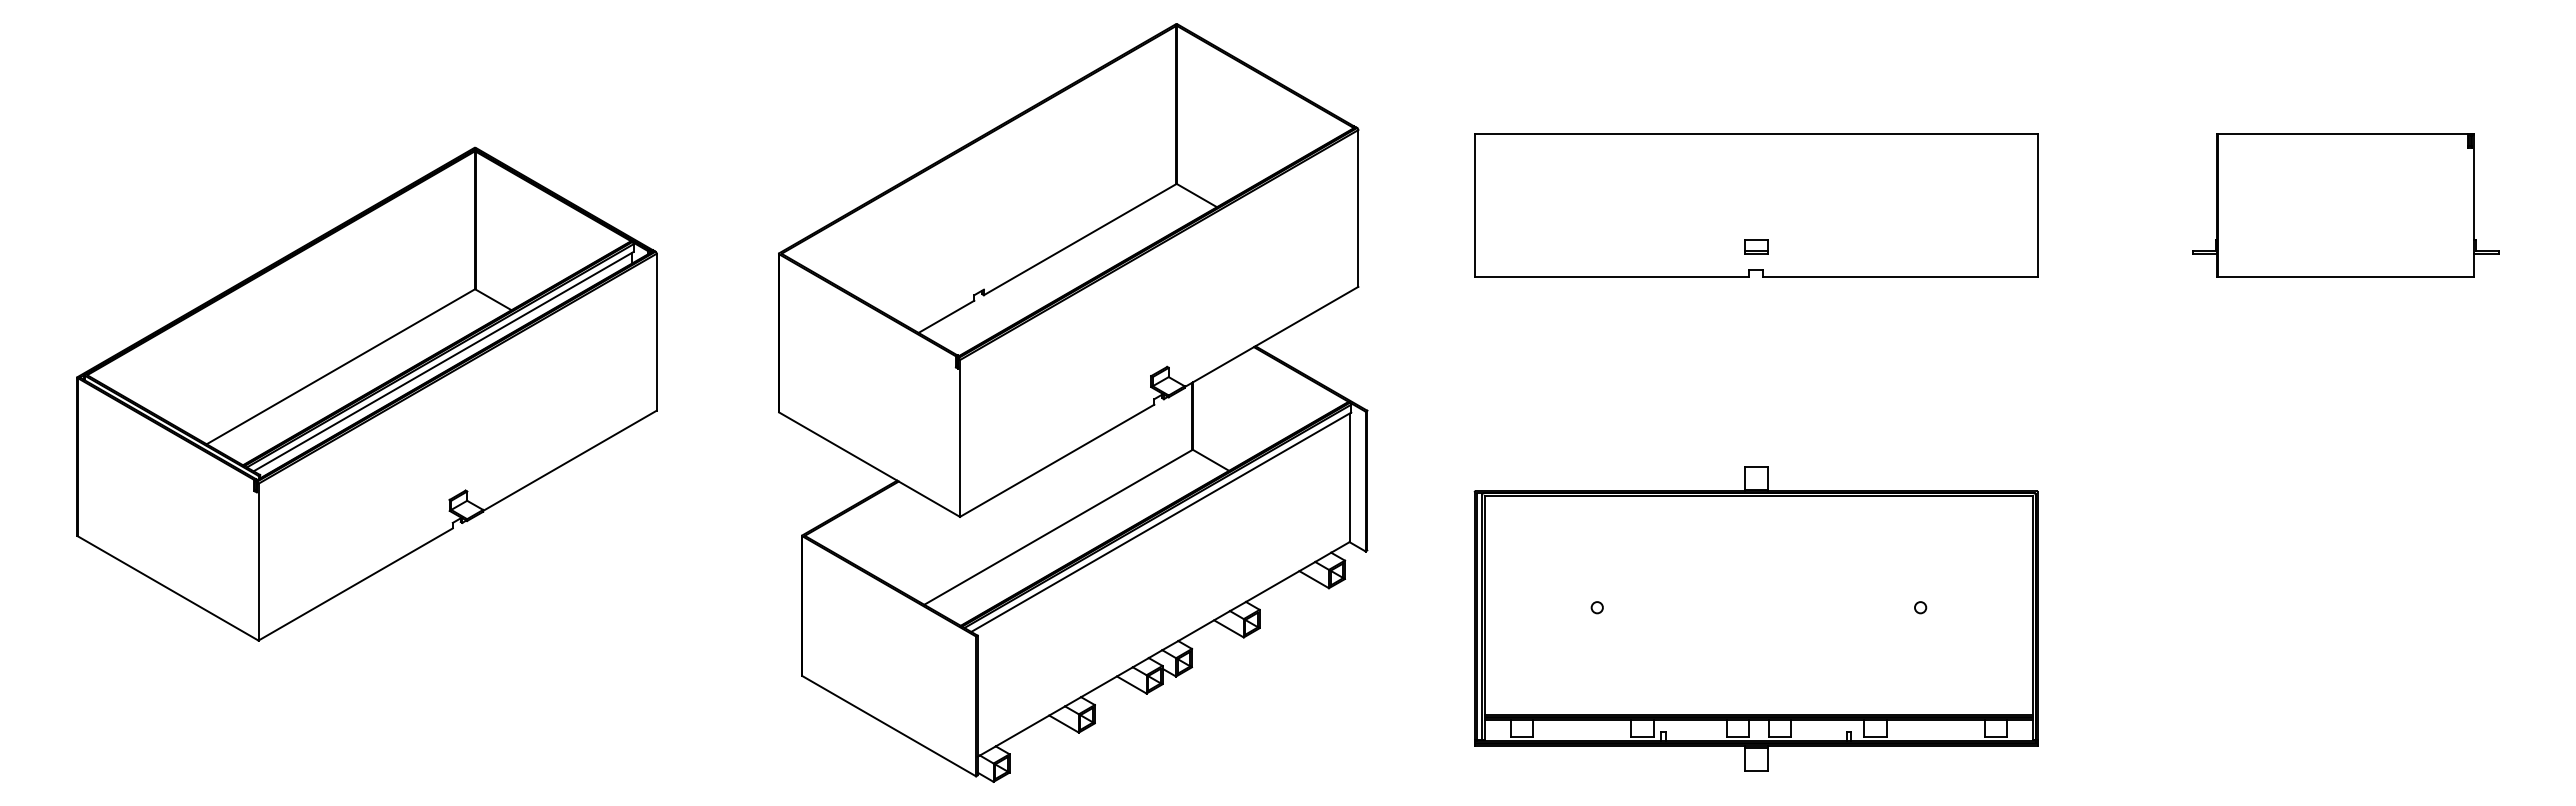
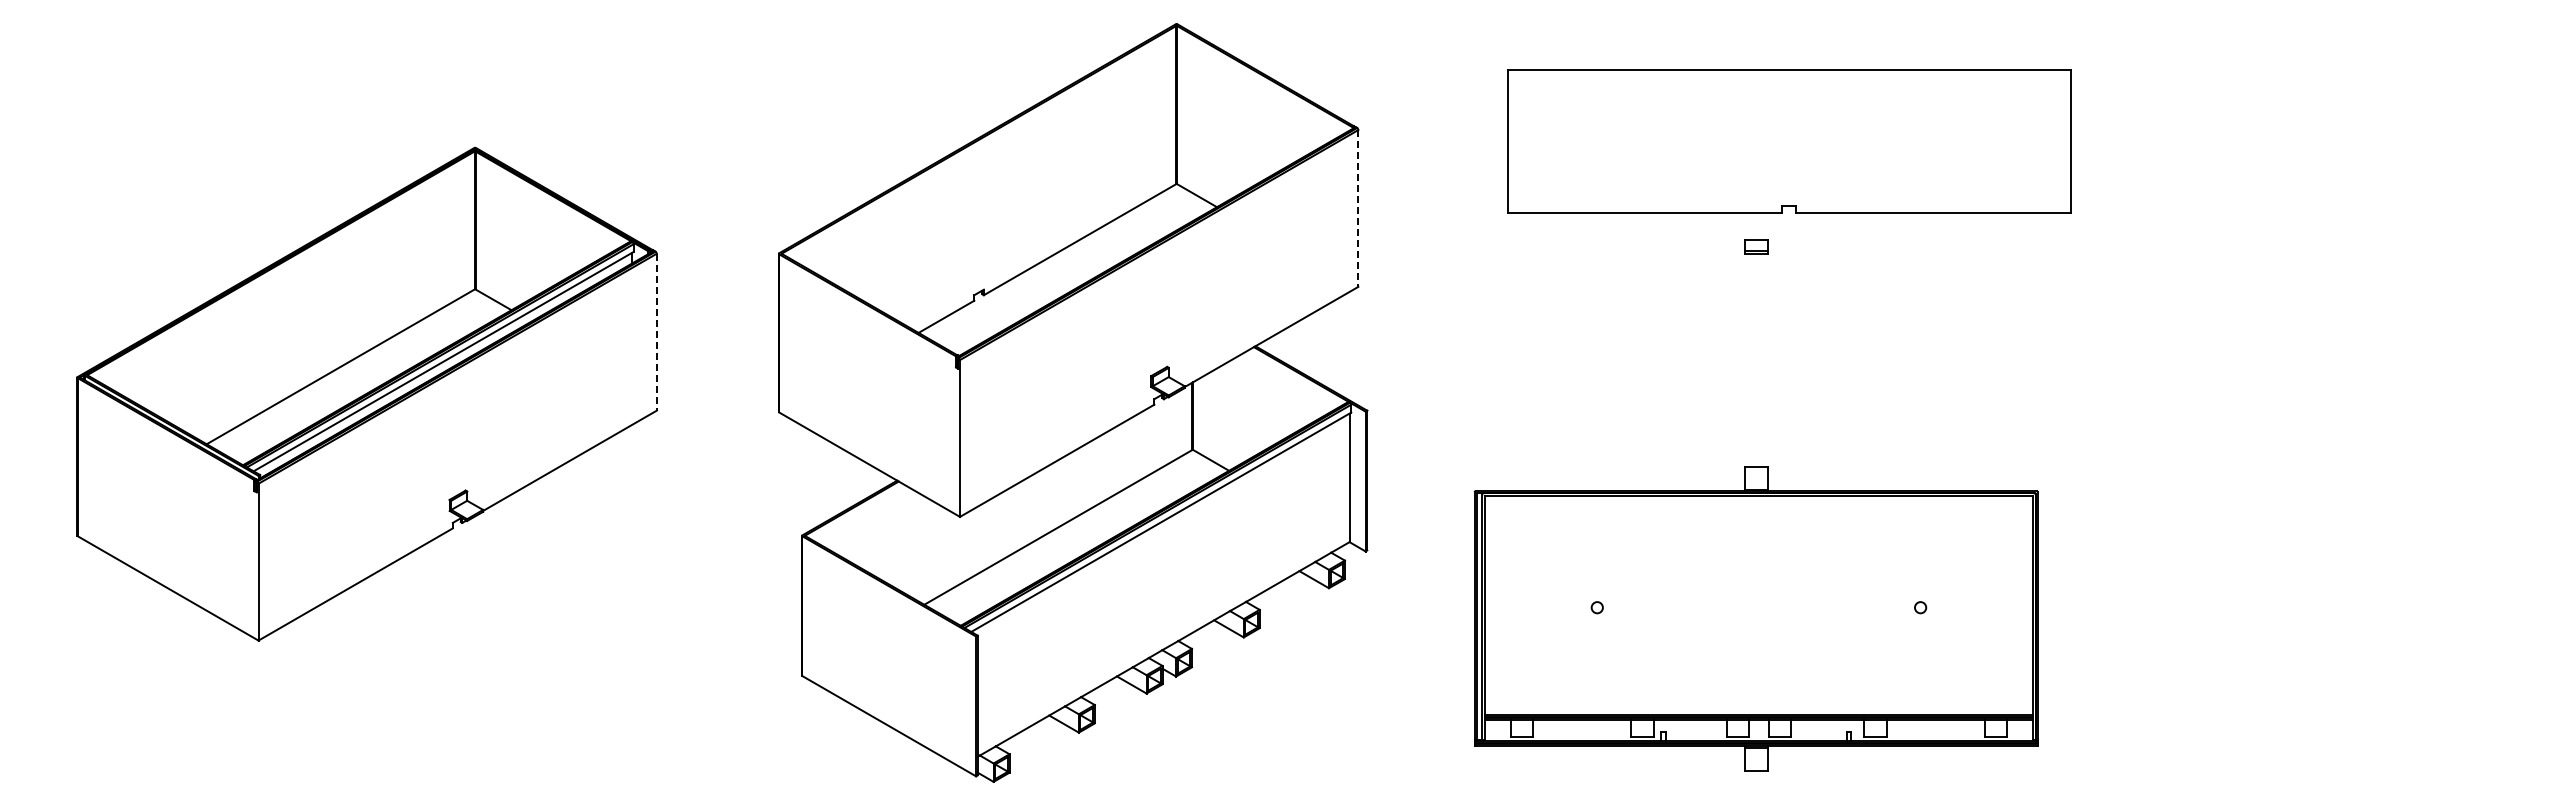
part position: (1756, 205) -> (1789, 141) (1789, 141)
part: present -> none (2345, 205)
line: solid -> dashed (1358, 208)
line: solid -> dashed (656, 332)
